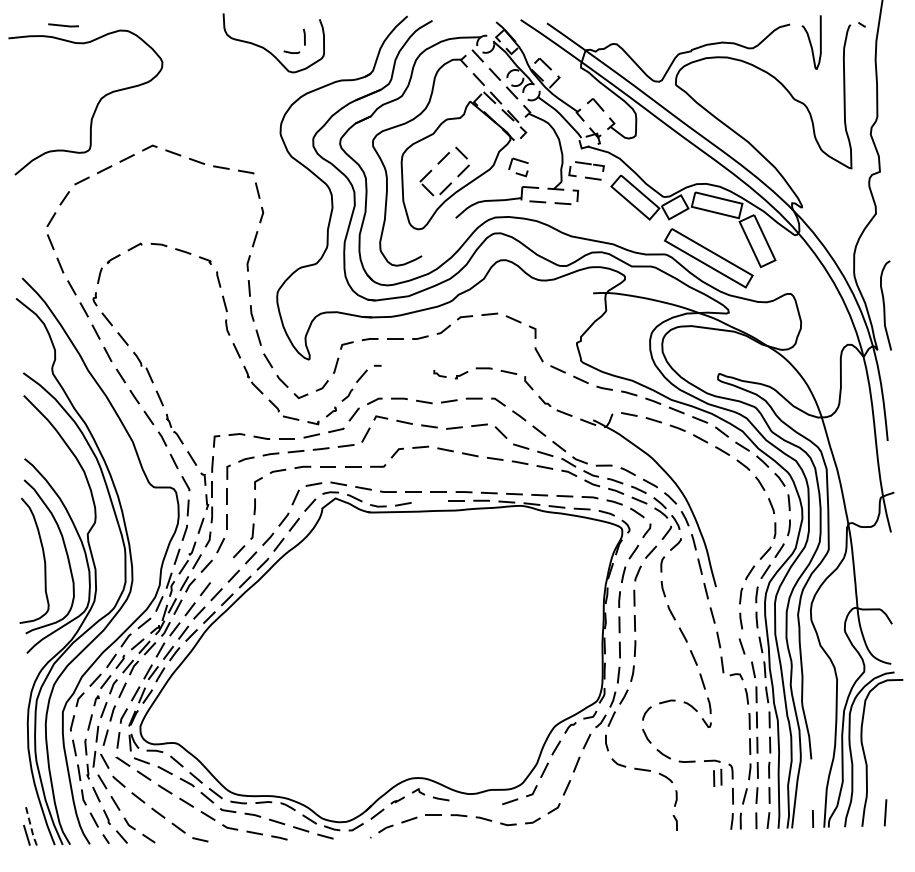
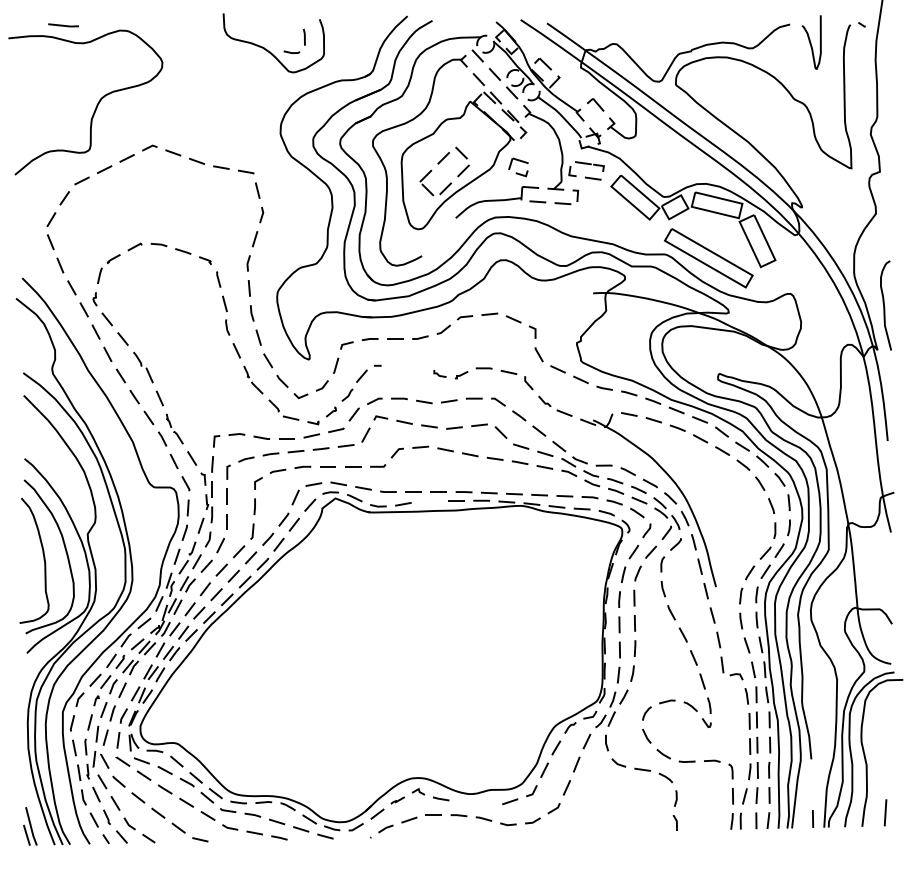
line: none -> present (221, 569)
line position: (741, 646) -> (746, 645) (746, 645)
part: present -> none (717, 777)
line: dashed -> solid (31, 827)
